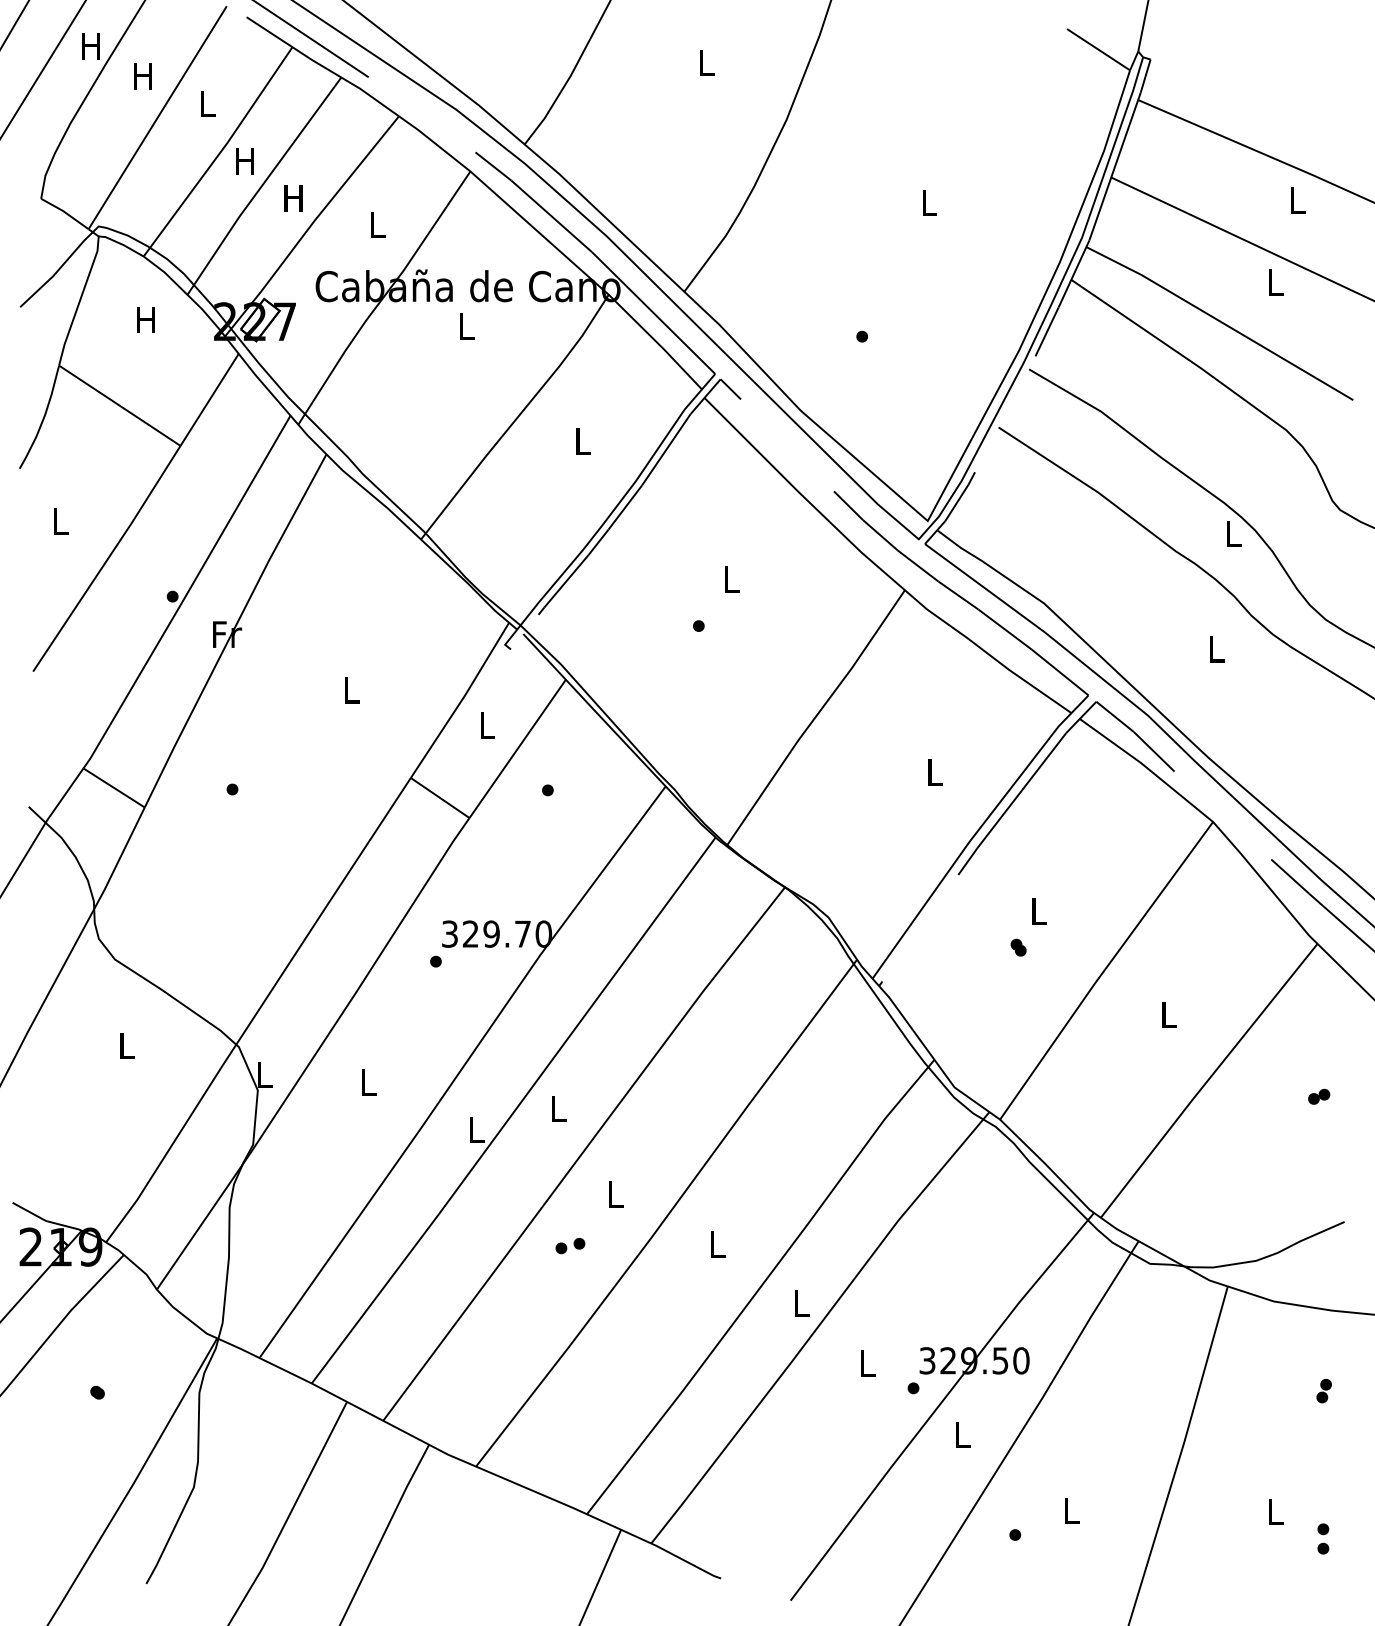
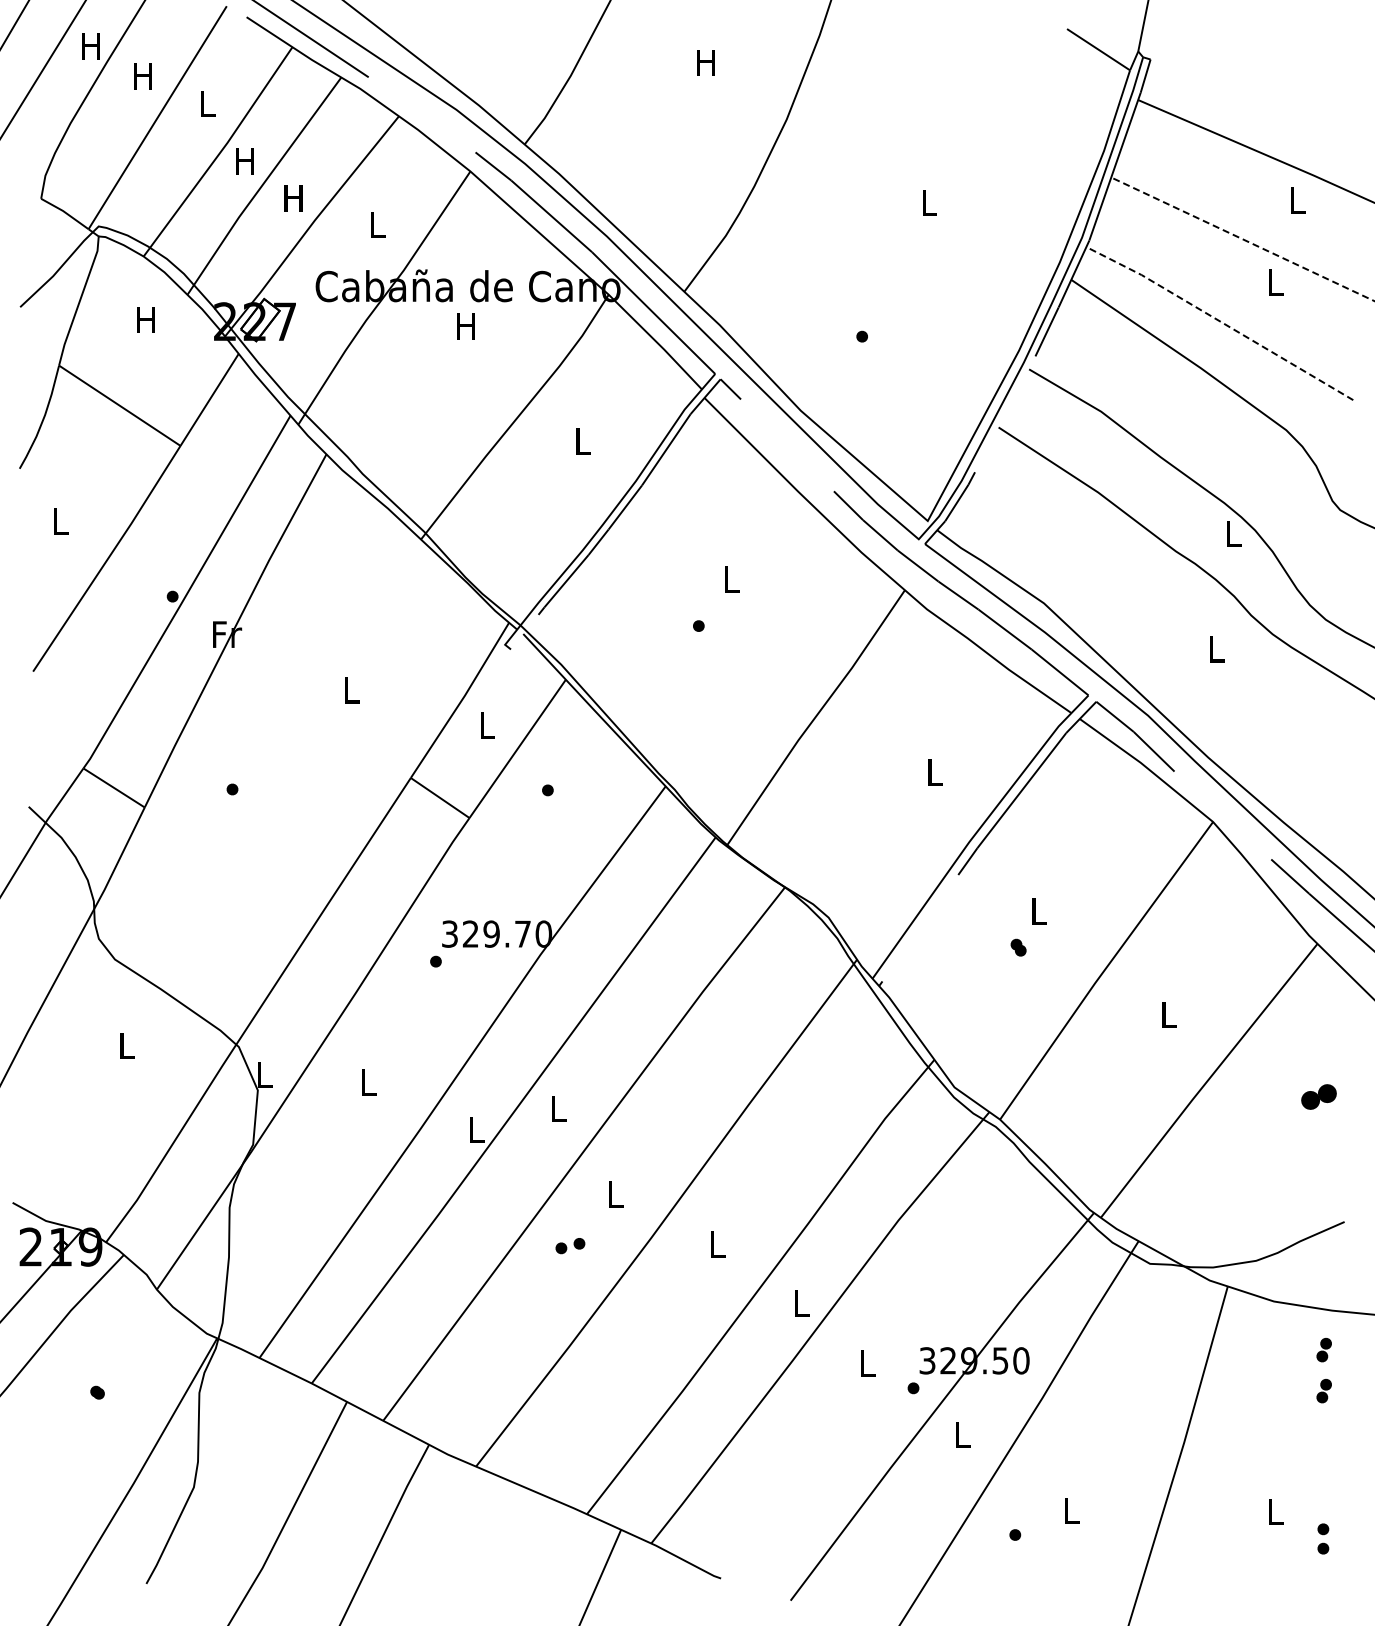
text: L -> H (705, 62)
line: solid -> dashed (1243, 239)
line: solid -> dashed (1219, 321)
text: L -> H (465, 326)
part size: 23x17 px -> 36x26 px (1318, 1096)
part: none -> present (1323, 1350)
